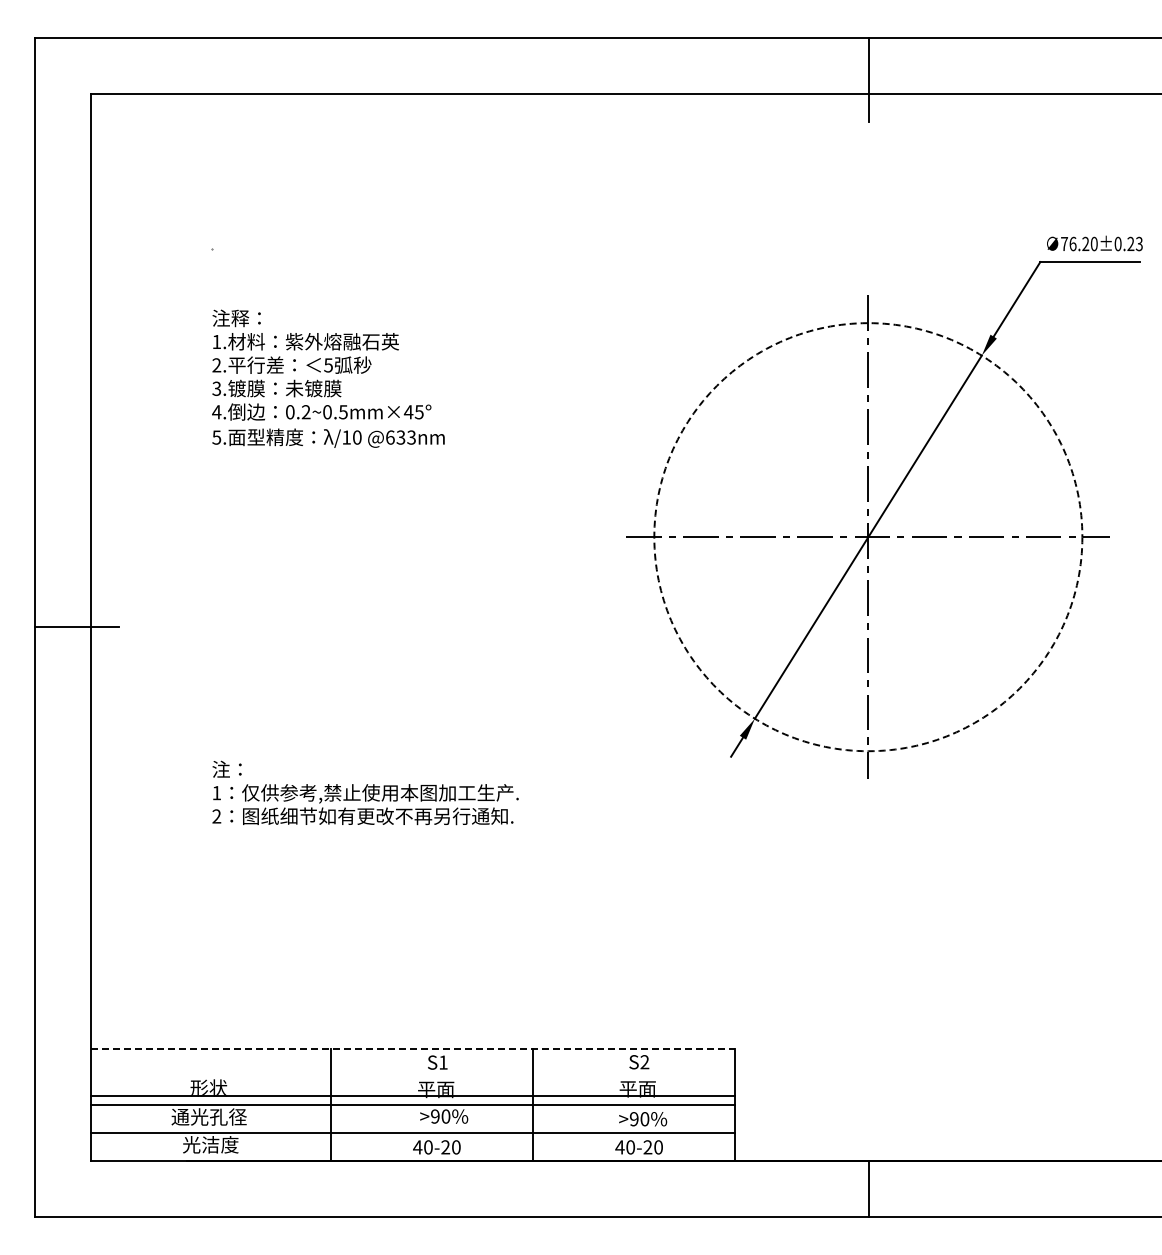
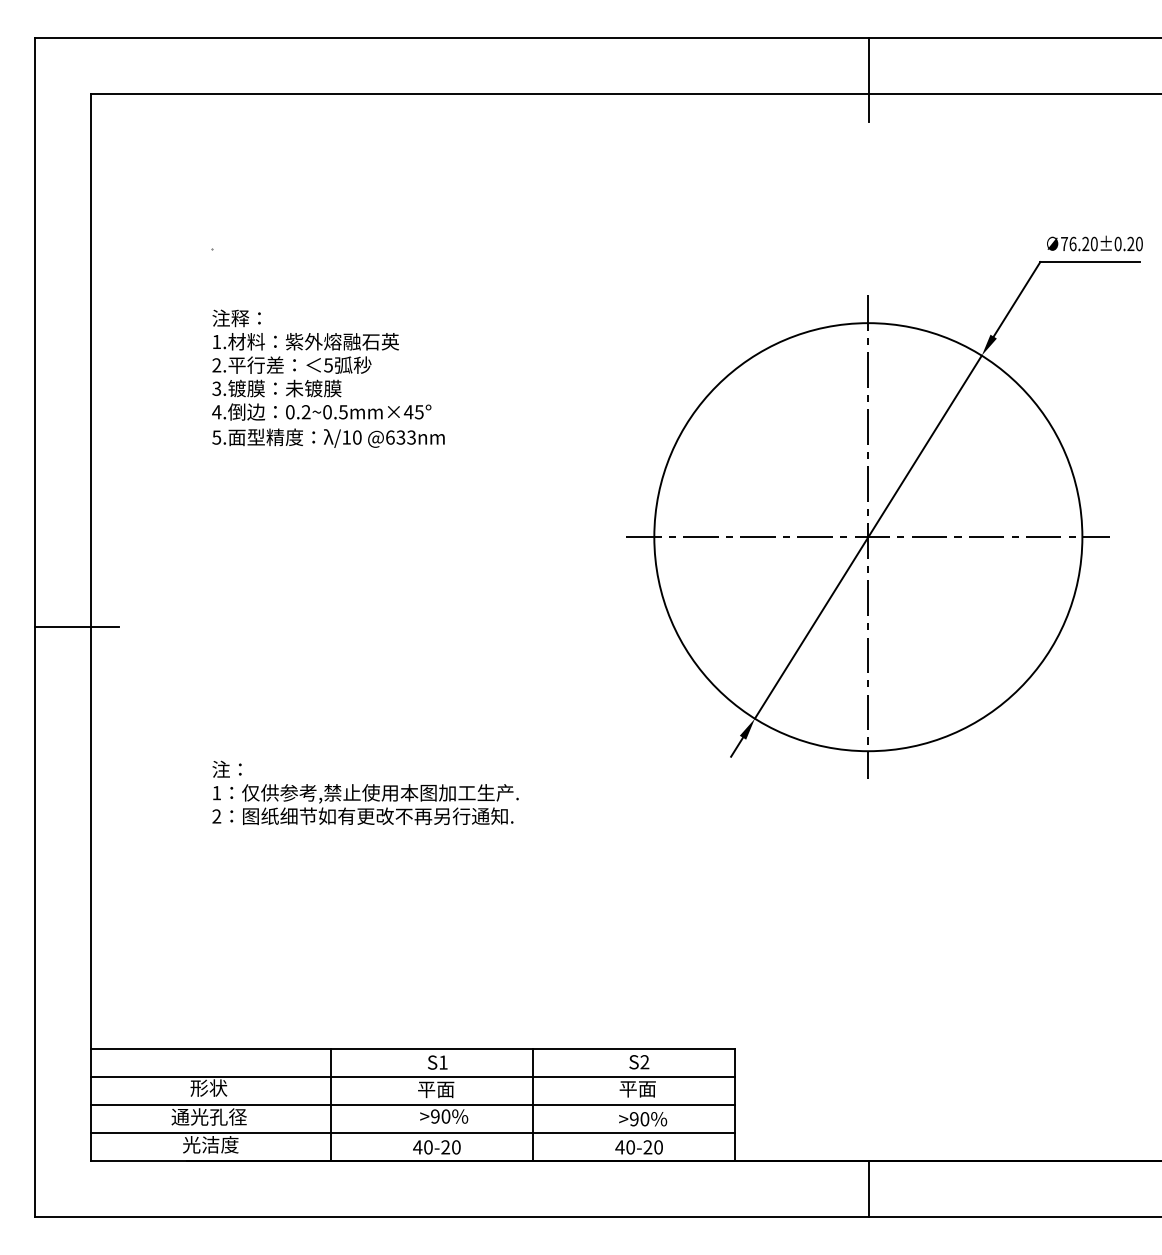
text: 76.20±0.23 -> 76.20±0.20 (1138, 244)
circle: dashed -> solid (868, 537)
line: dashed -> solid (413, 1048)
line position: (413, 1095) -> (413, 1076) (413, 1076)
